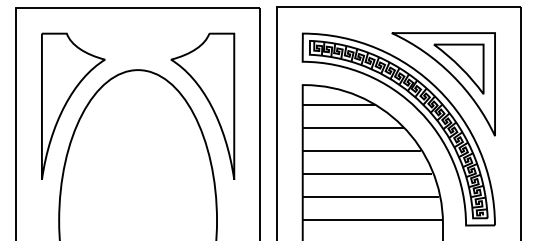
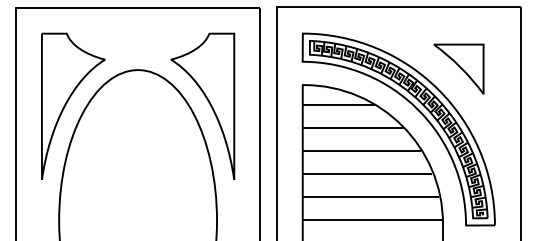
part: present -> none (451, 75)
